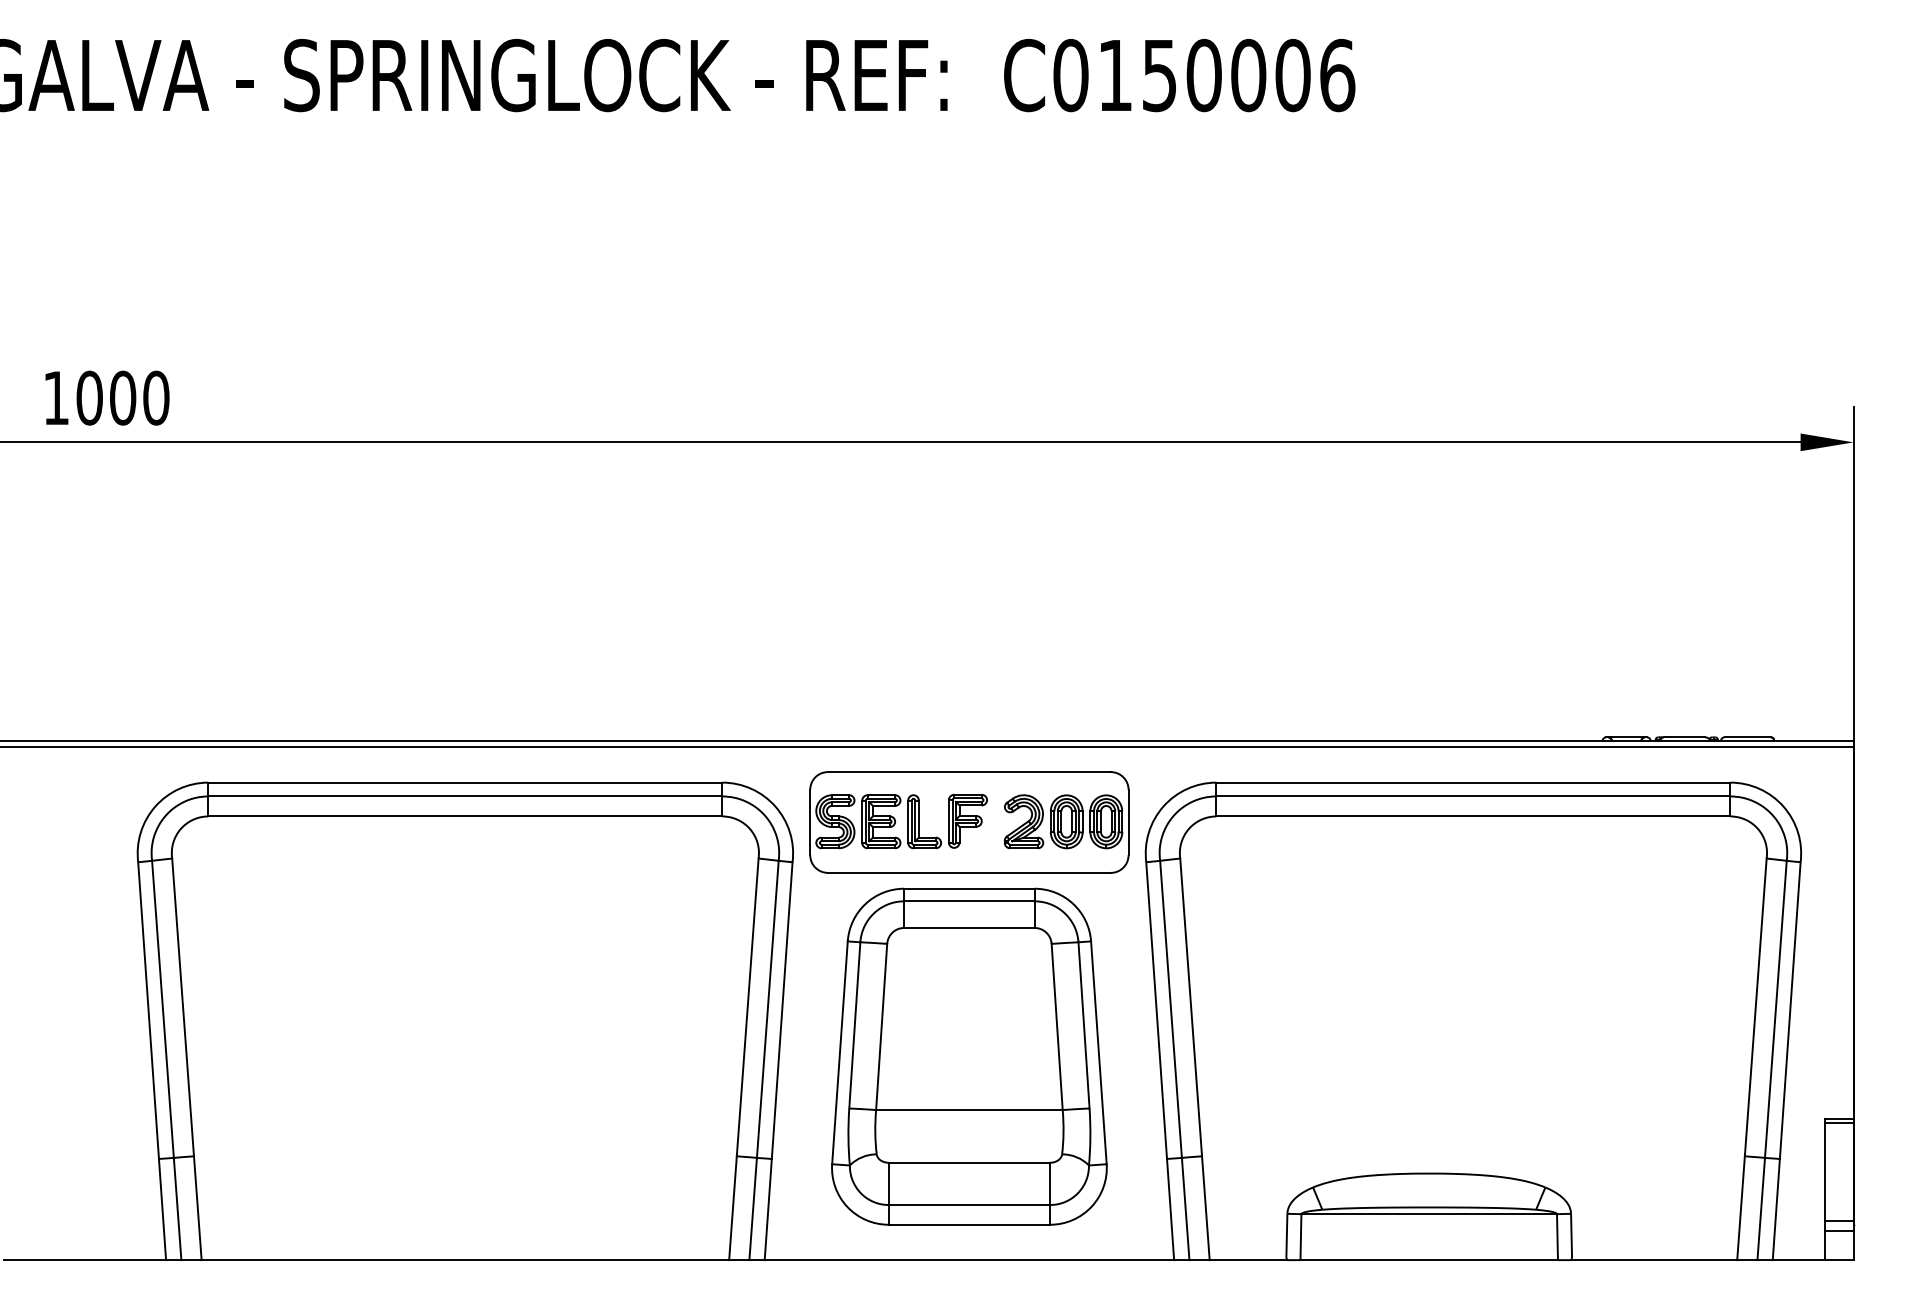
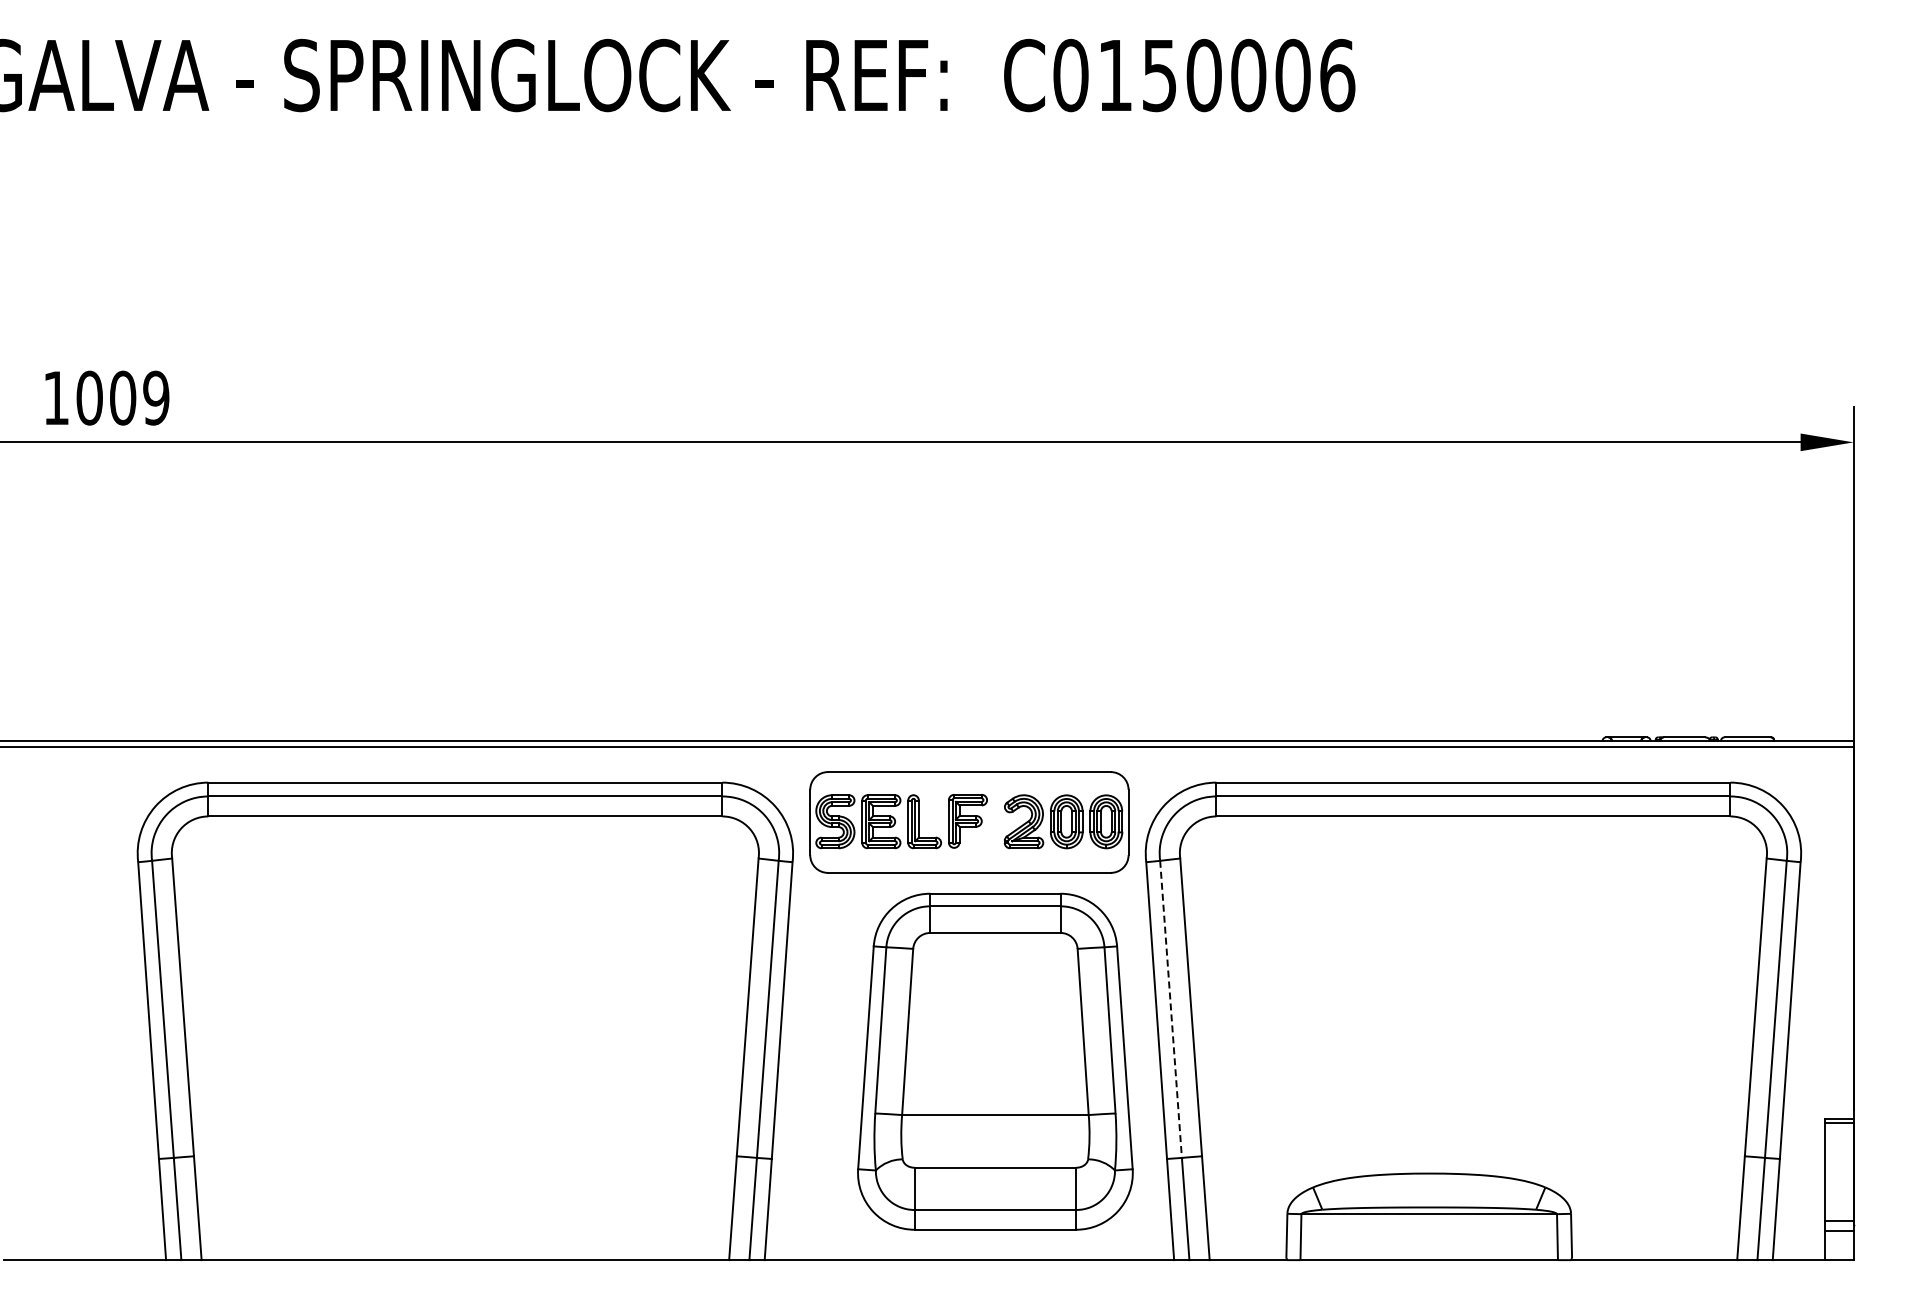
text: 1000 -> 1009 (156, 397)
line: solid -> dashed (1171, 1009)
part position: (969, 1056) -> (995, 1061) (995, 1061)
